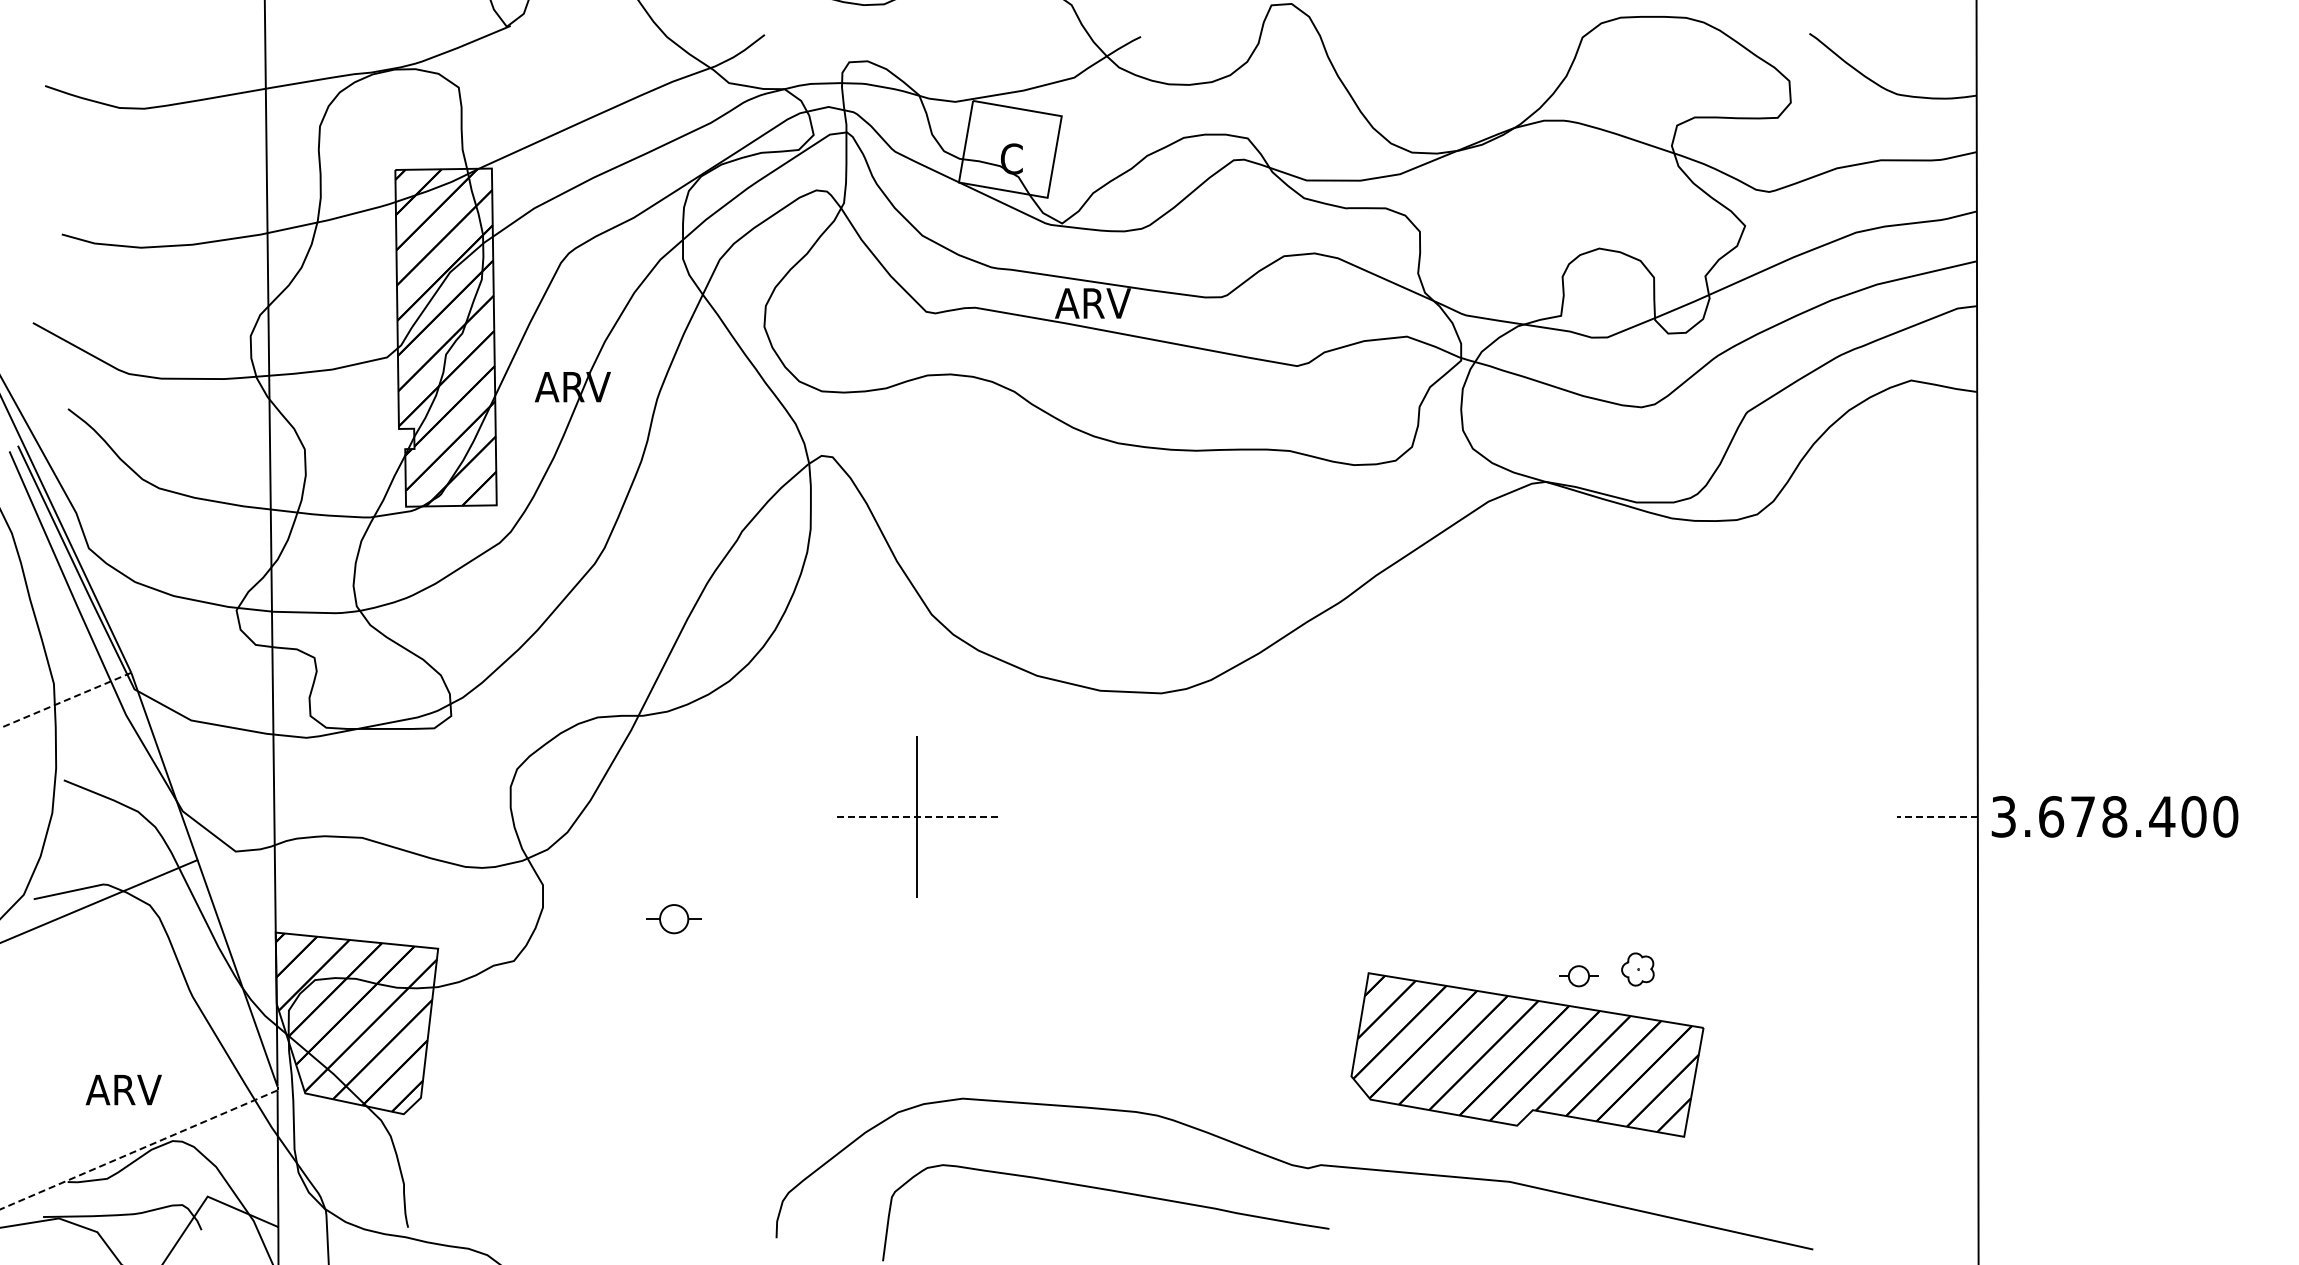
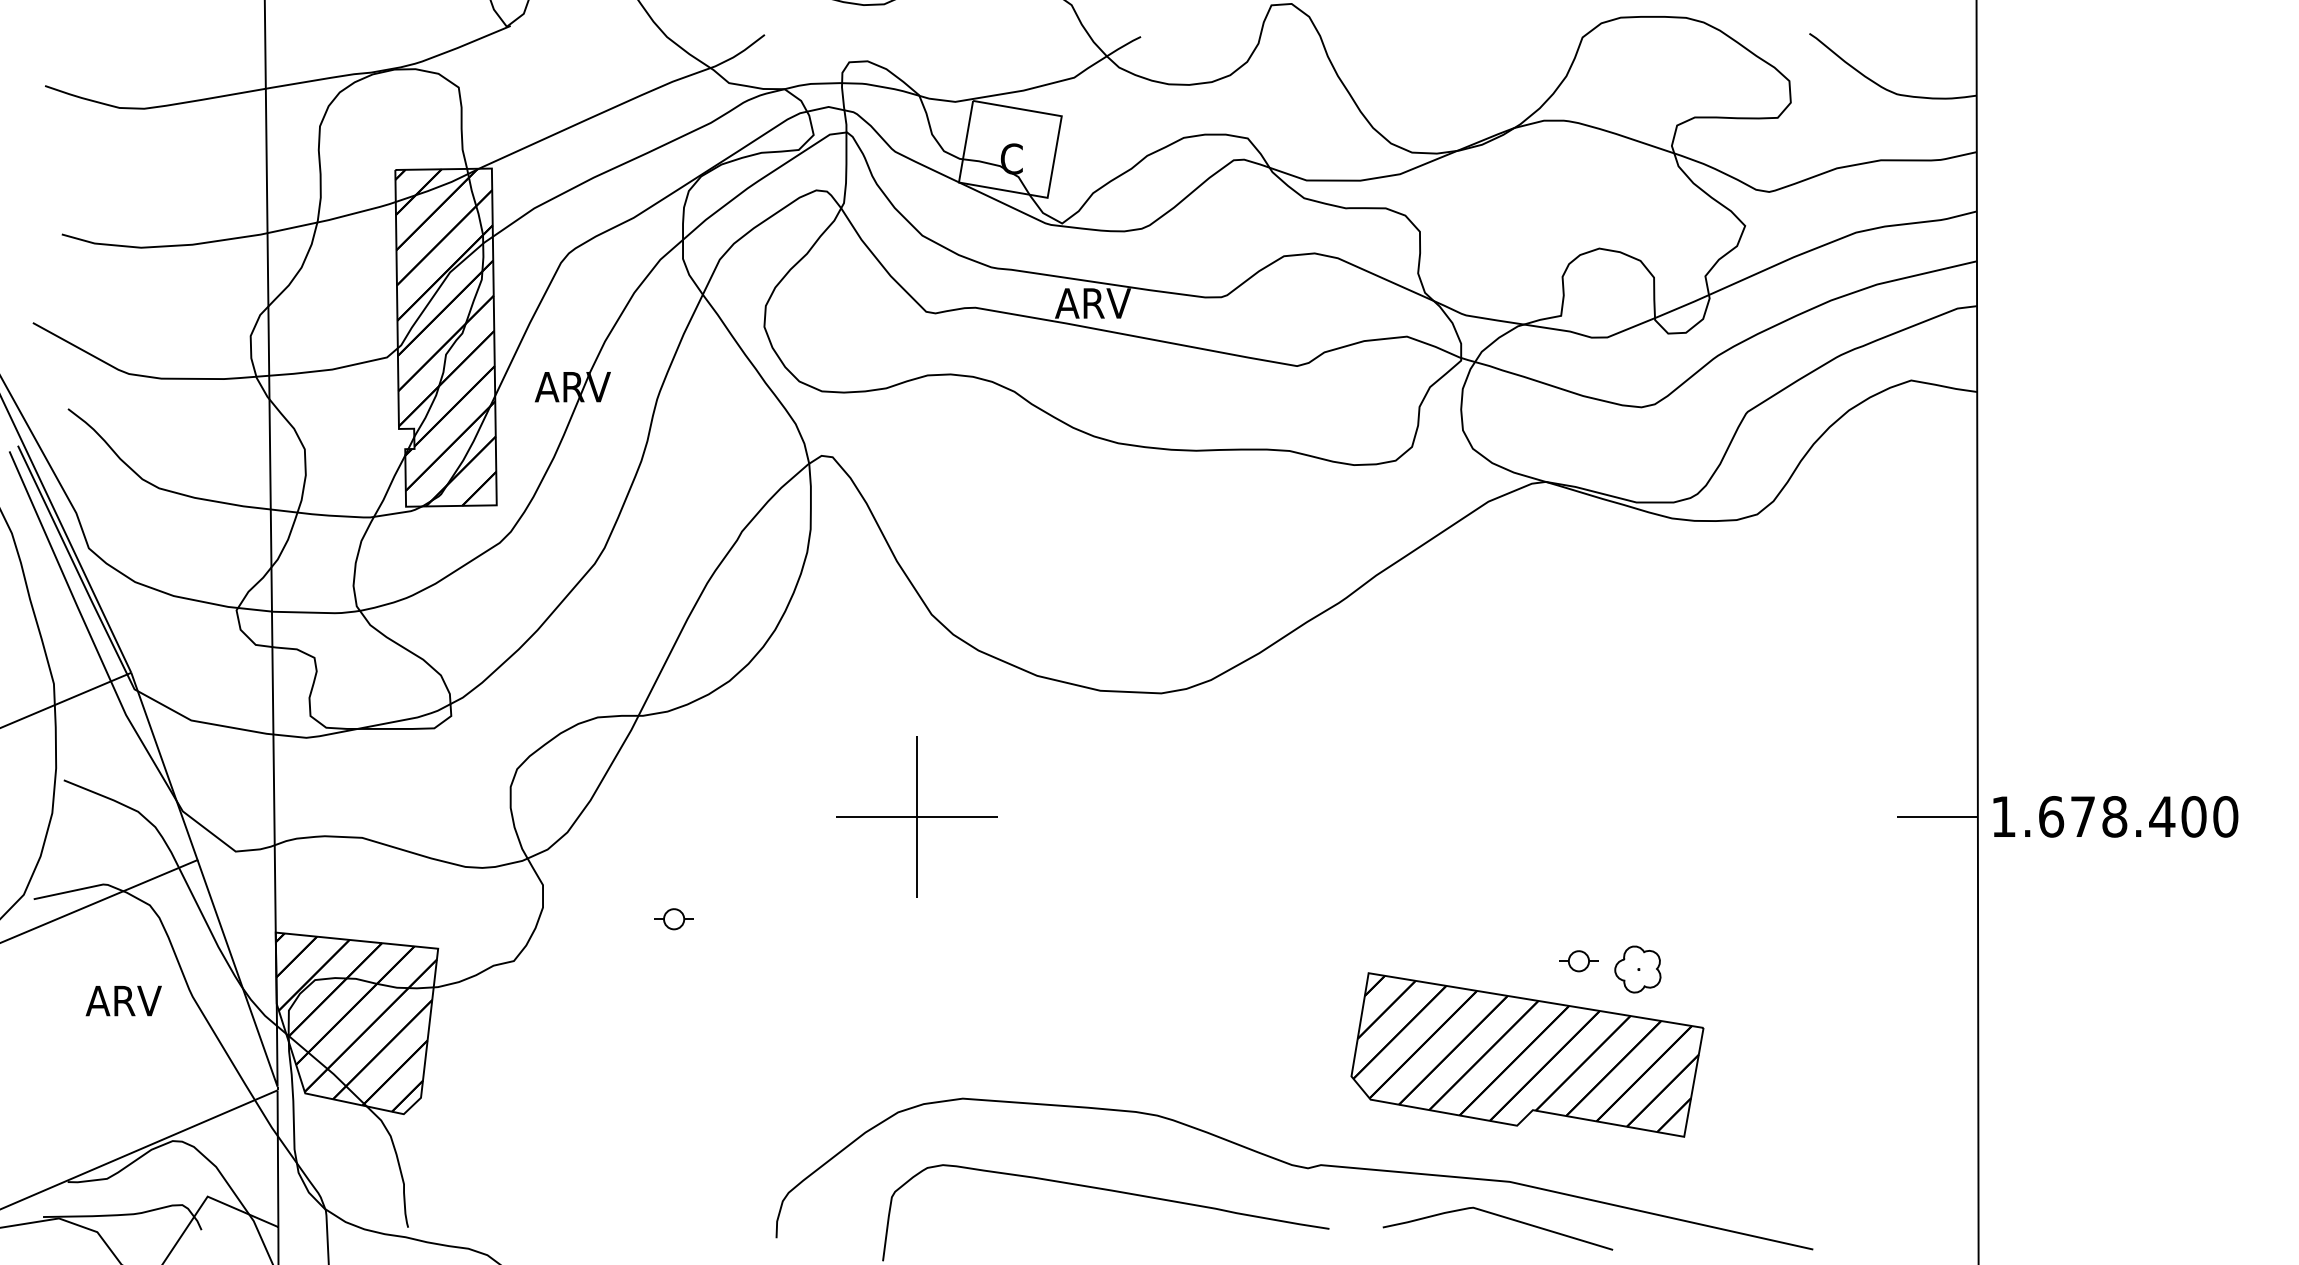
line: dashed -> solid (65, 700)
line: dashed -> solid (916, 816)
line: dashed -> solid (1937, 816)
text: 3.678.400 -> 1.678.400 (2003, 816)
part size: 56x31 px -> 40x23 px (673, 919)
part size: 34x35 px -> 48x49 px (1637, 969)
part position: (1578, 976) -> (1578, 961) (1578, 961)
text position: (123, 1089) -> (123, 1000) (123, 1000)
line: dashed -> solid (139, 1149)
curve: none -> present (1501, 1217)
